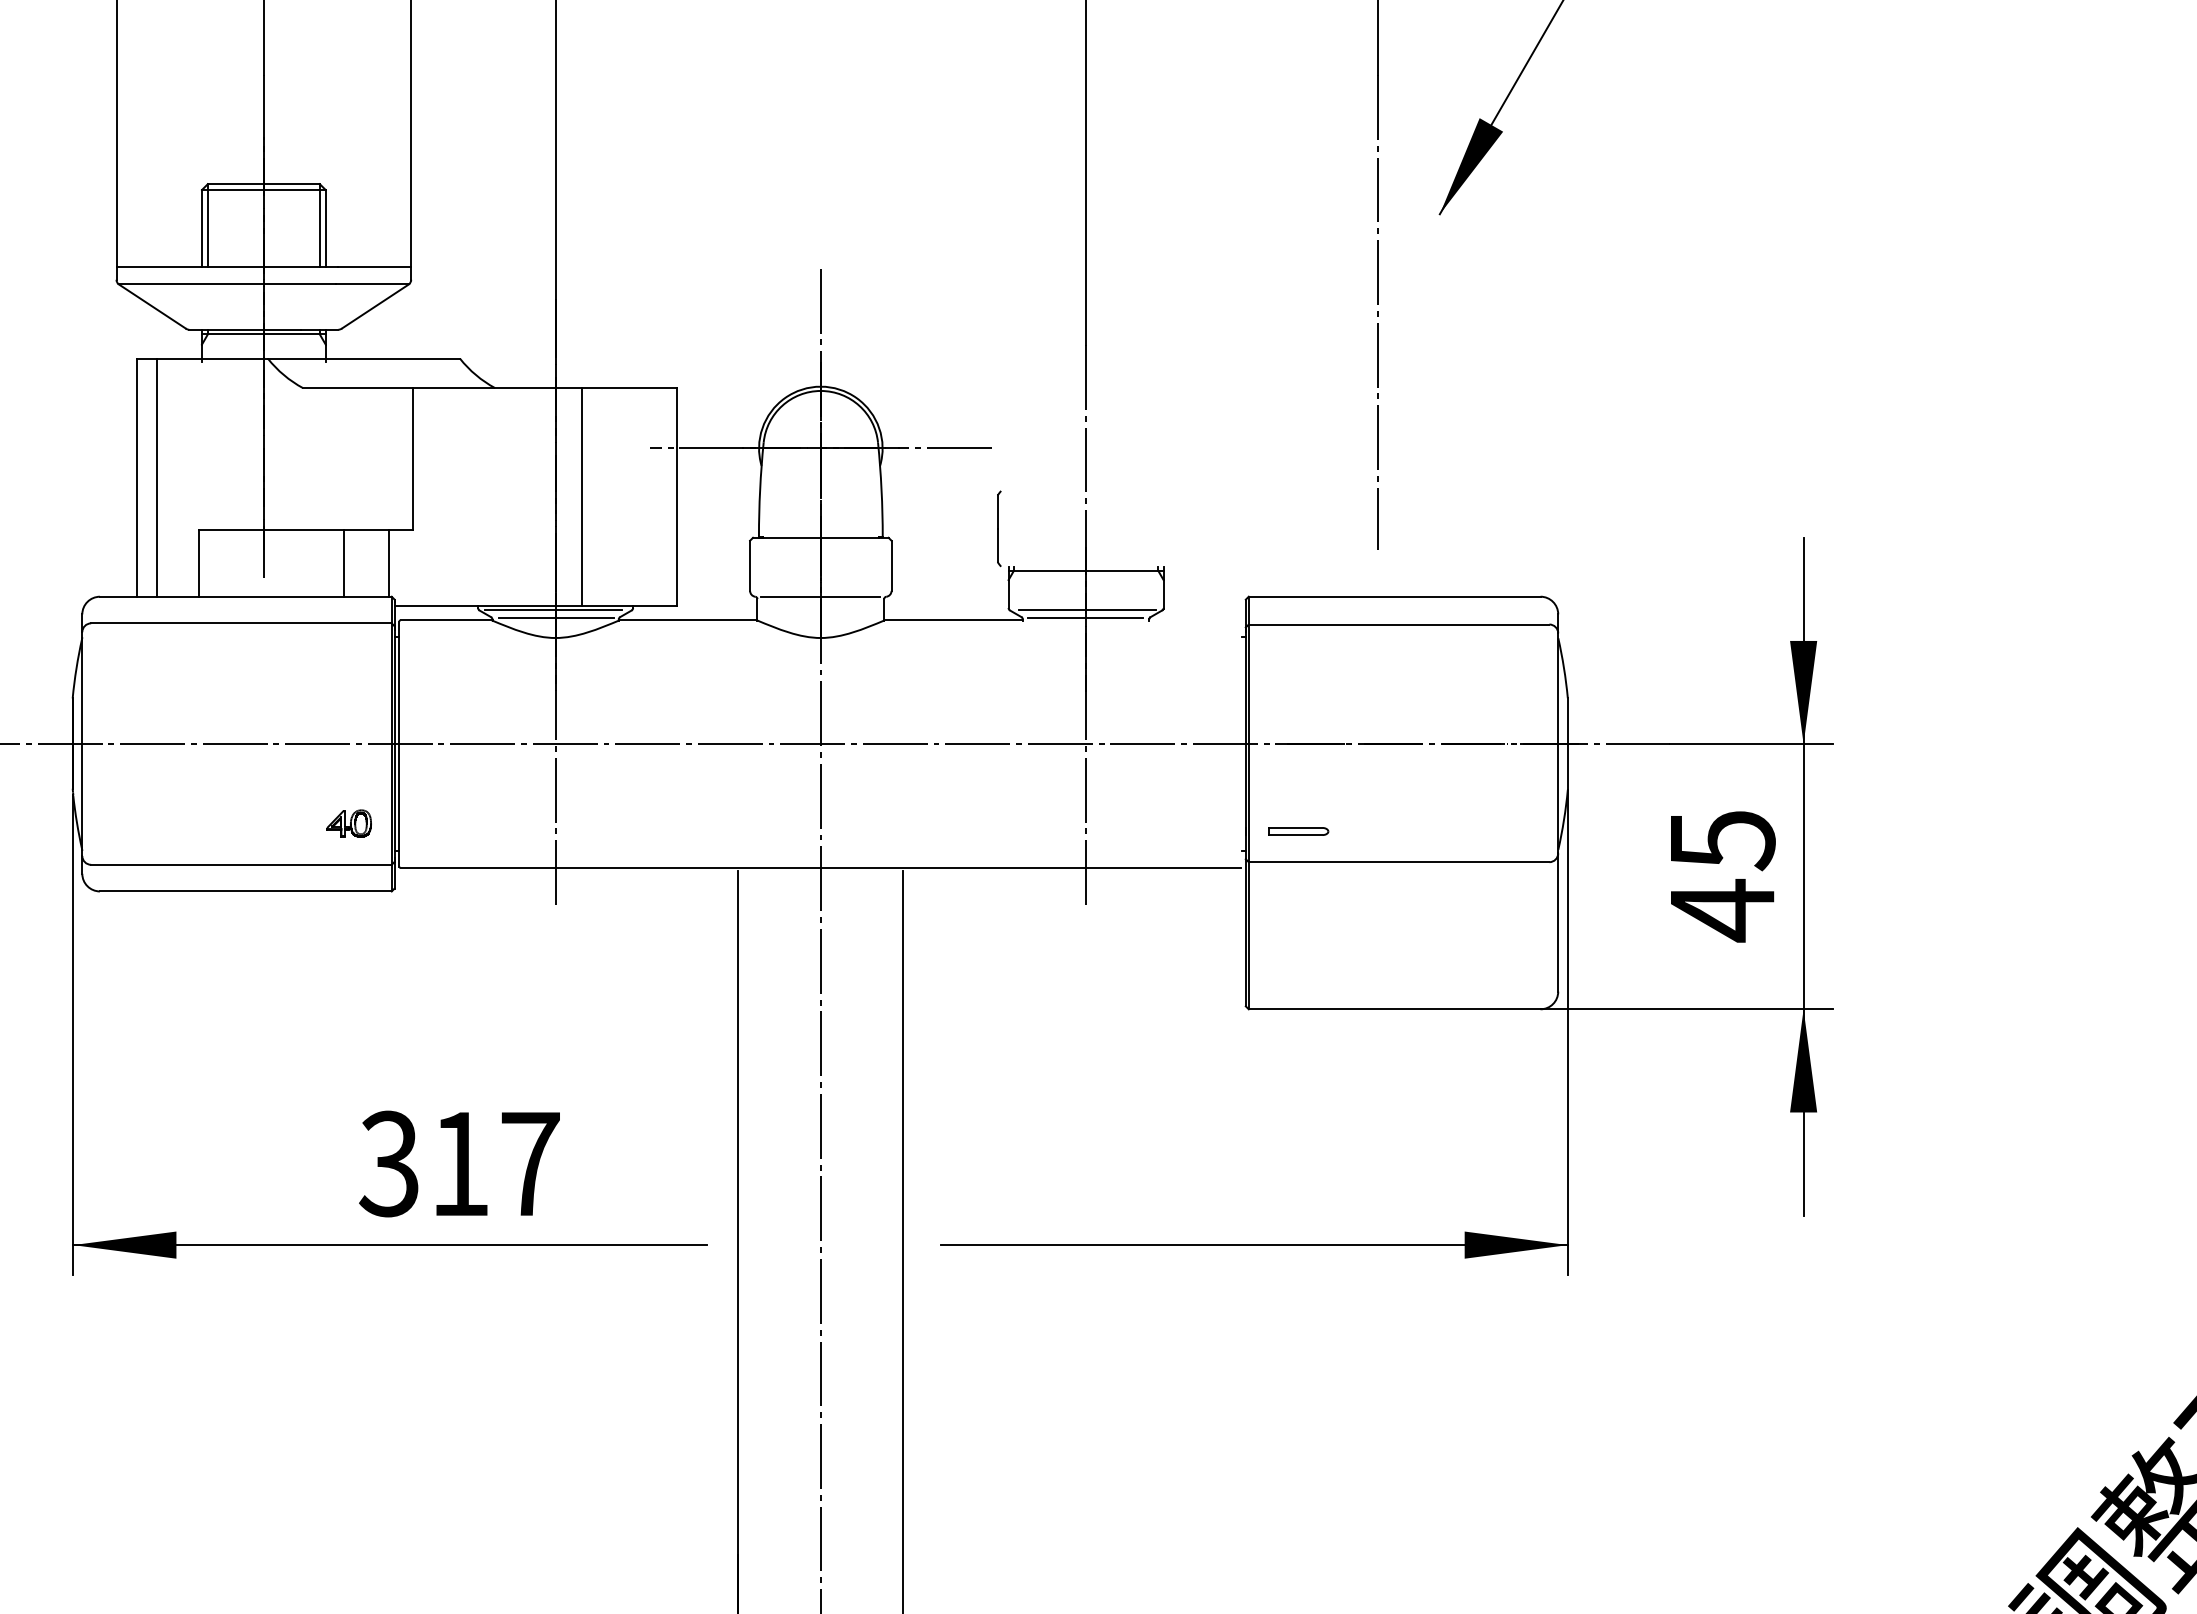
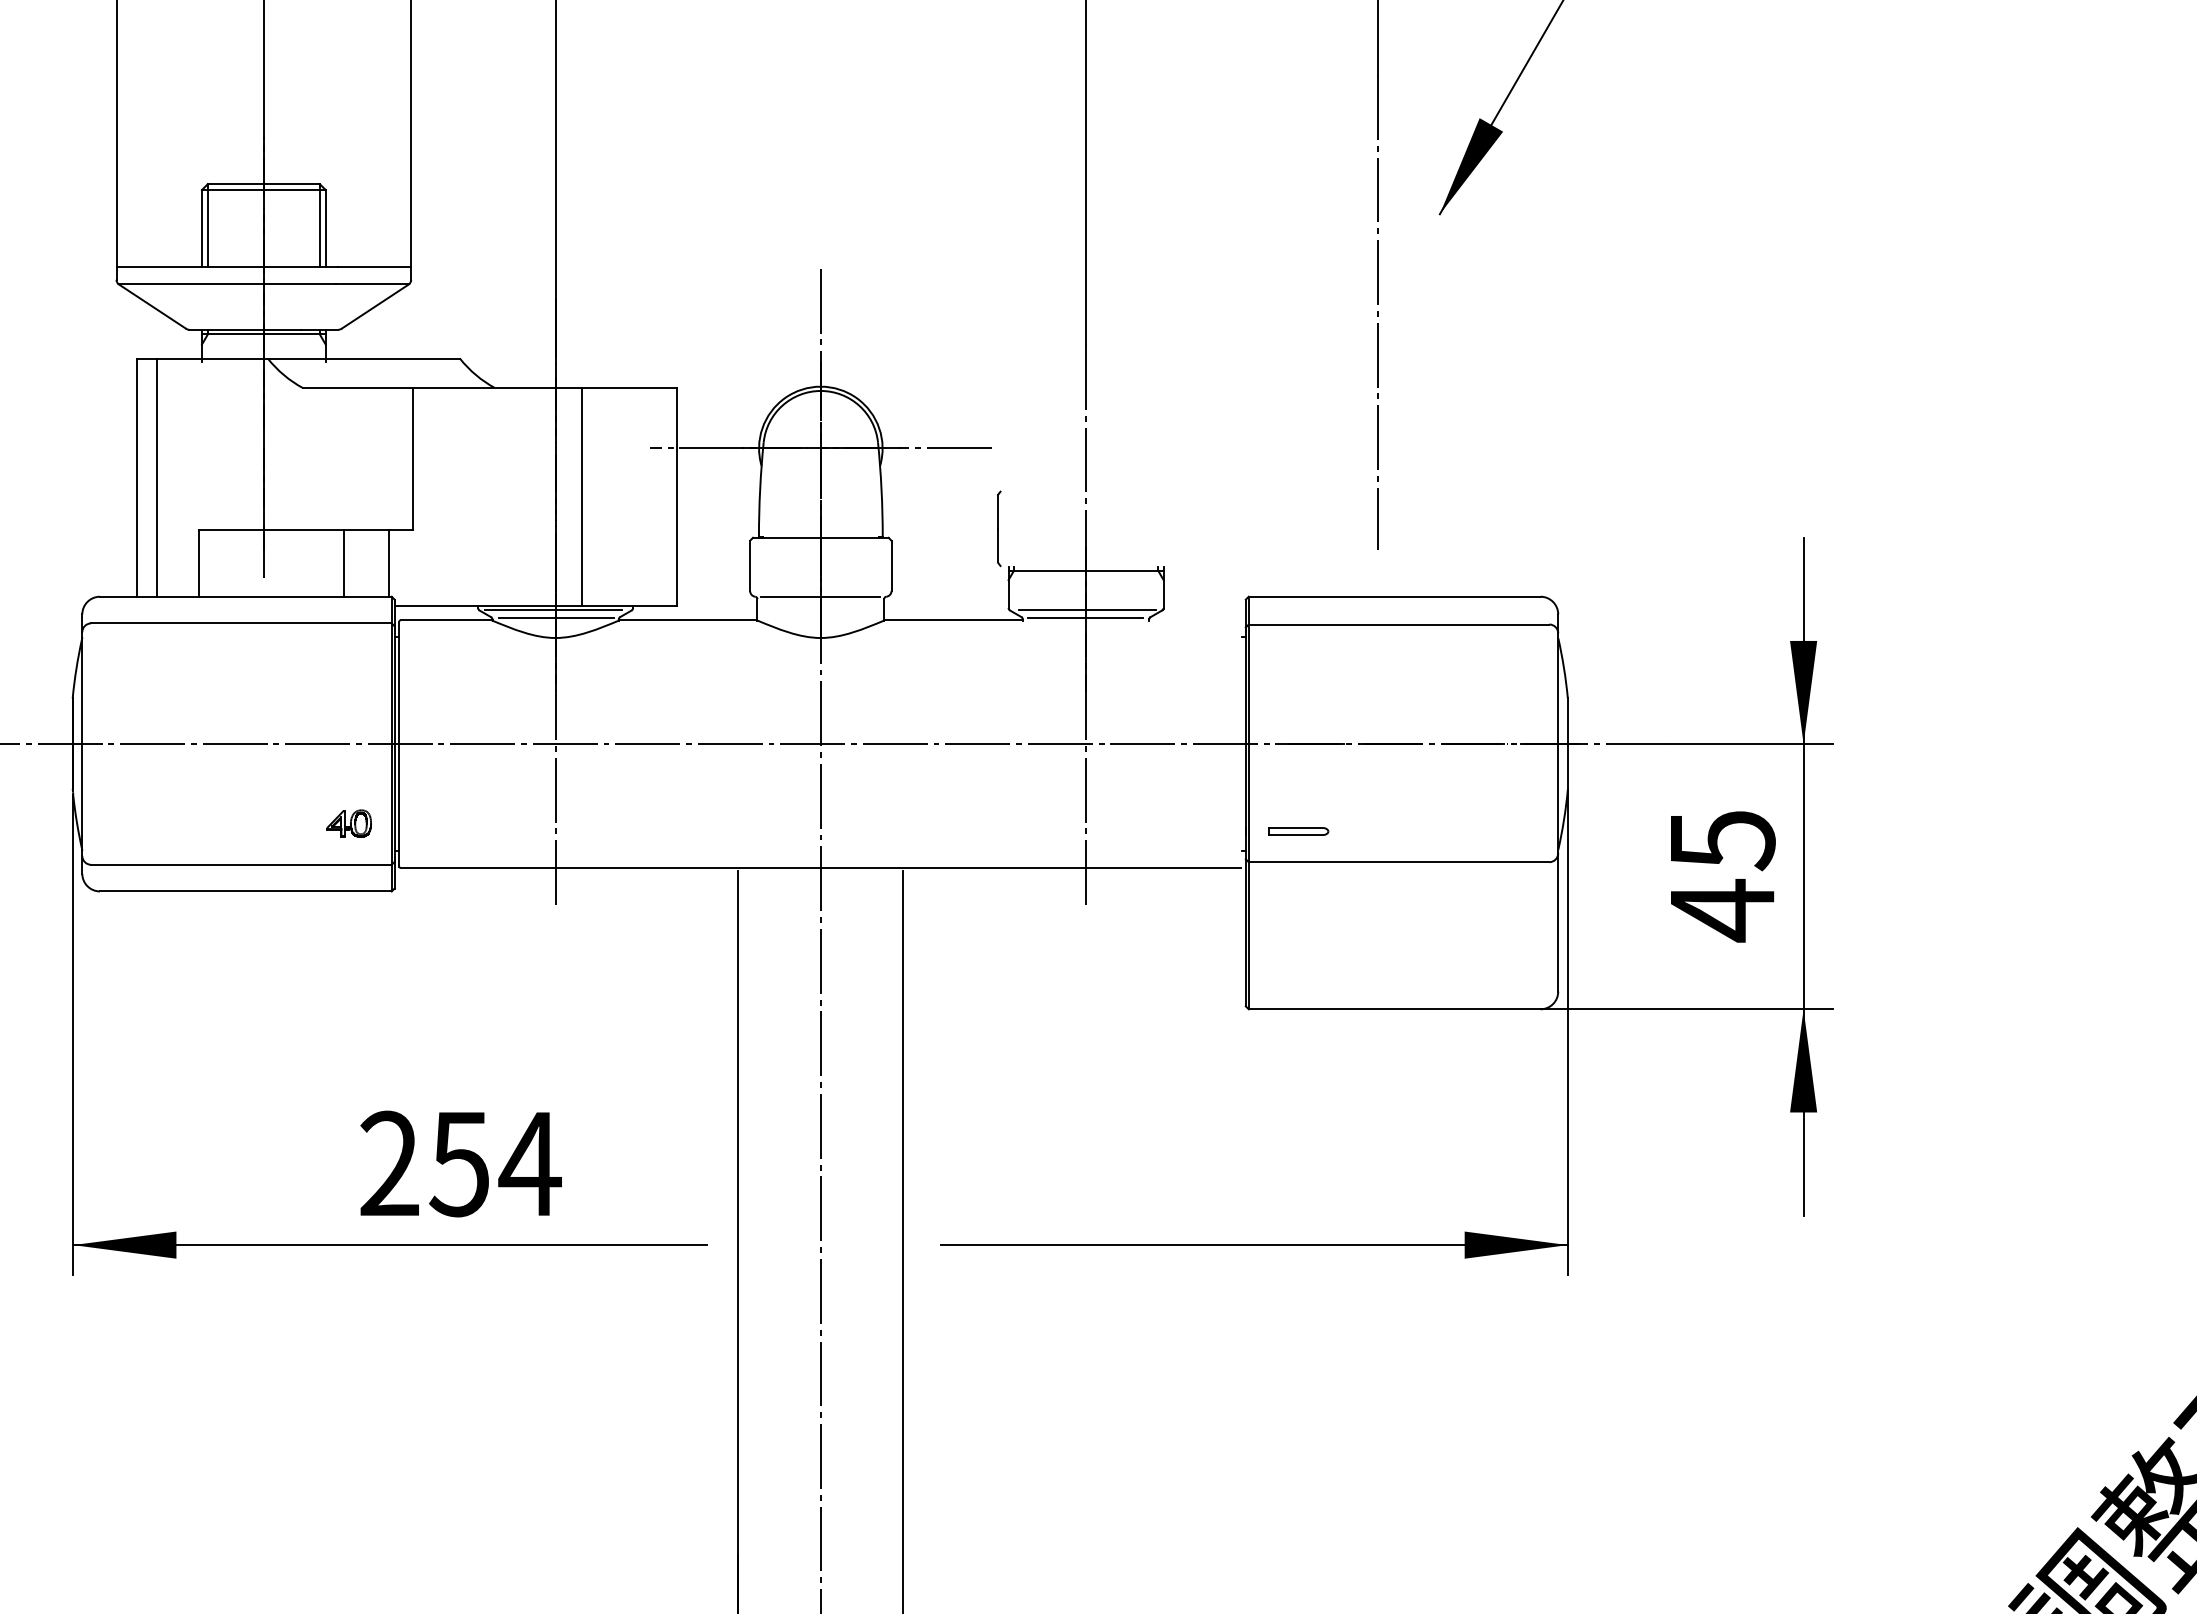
text: 317 -> 254 (460, 1163)
